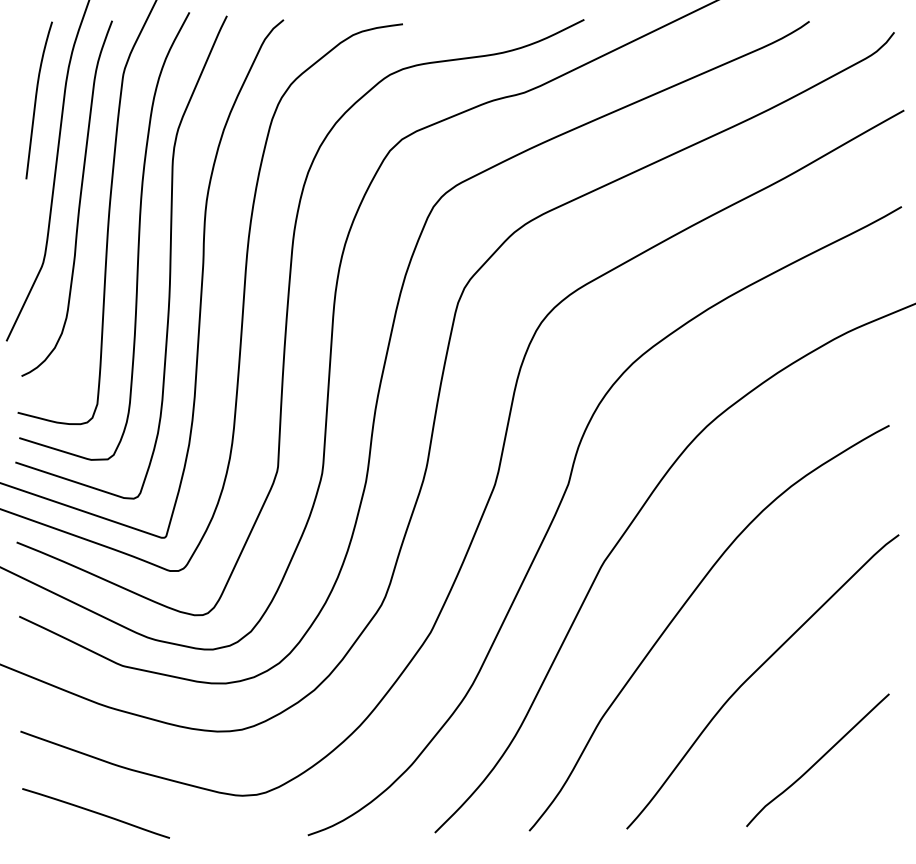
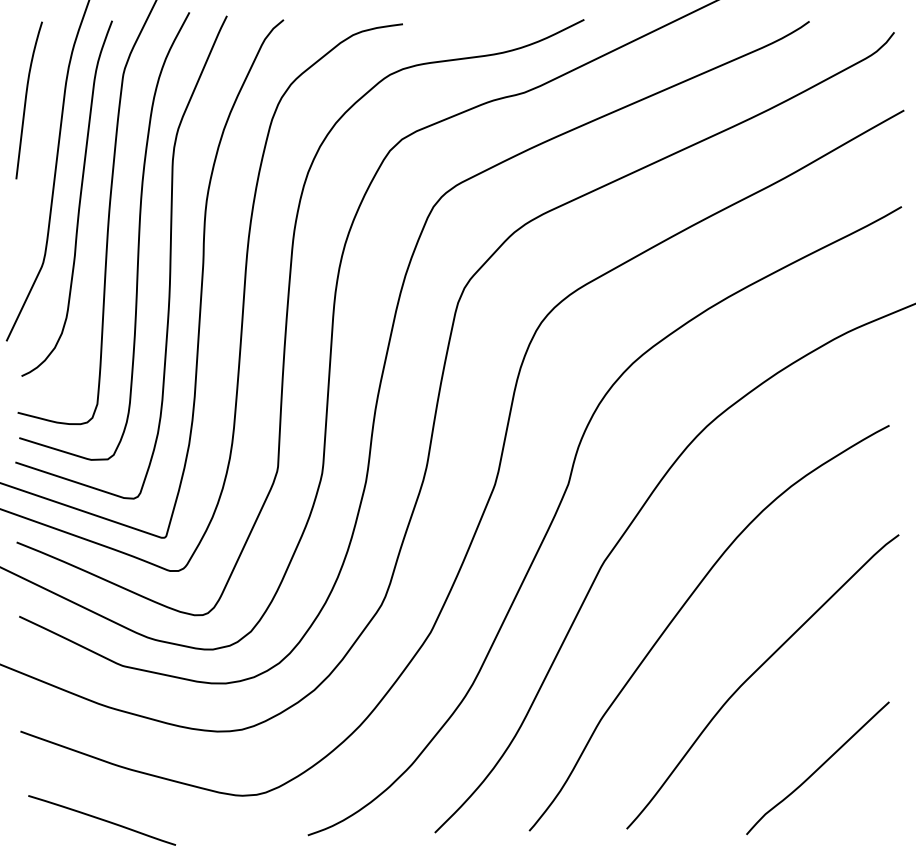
curve position: (36, 100) -> (26, 100) (26, 100)
curve position: (817, 760) -> (817, 768) (817, 768)
curve position: (96, 813) -> (102, 820) (102, 820)
